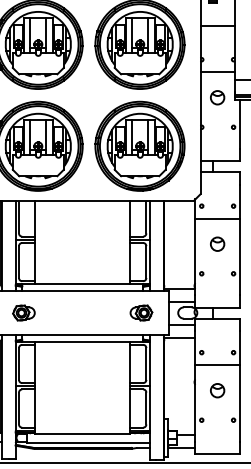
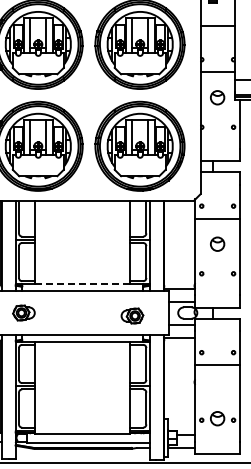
line: solid -> dashed (82, 284)
part position: (141, 312) -> (132, 315) (132, 315)
part position: (217, 390) -> (217, 418) (217, 418)
